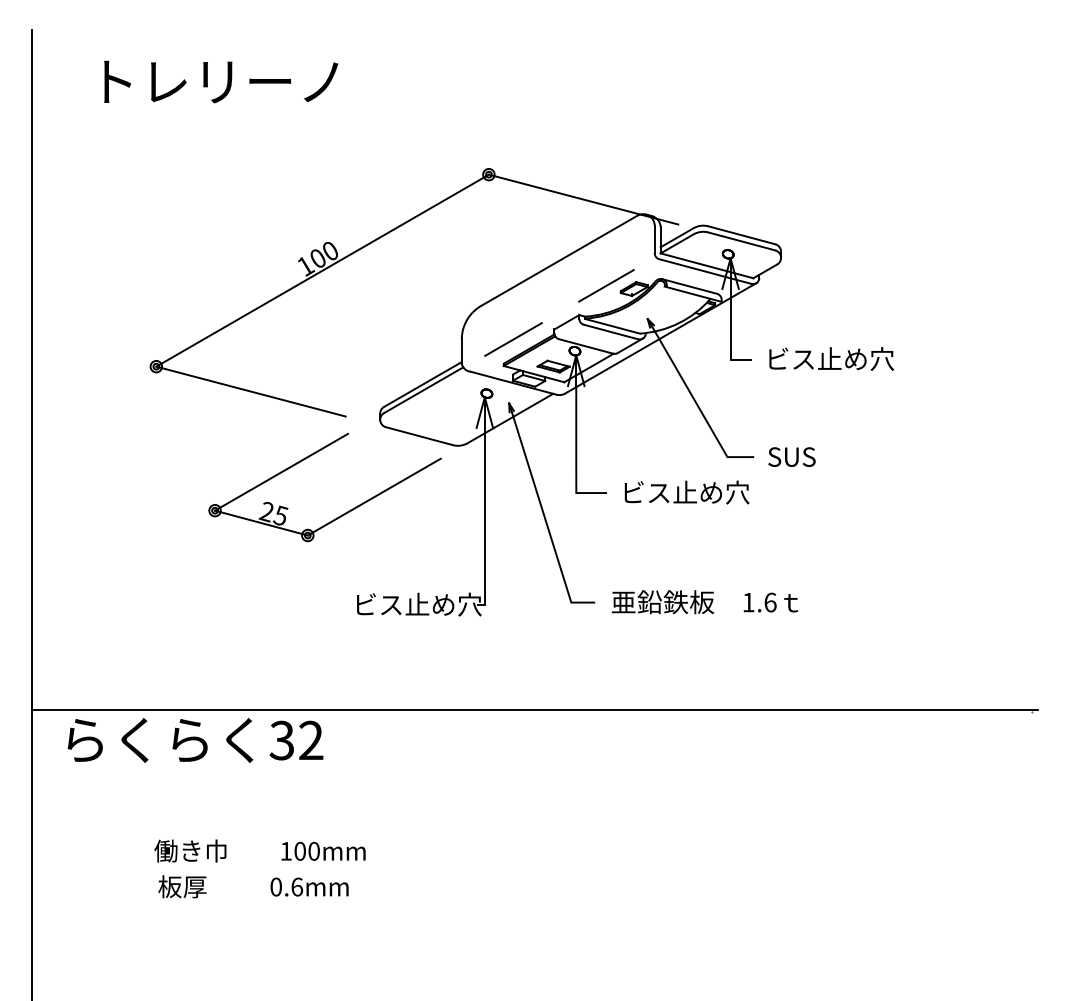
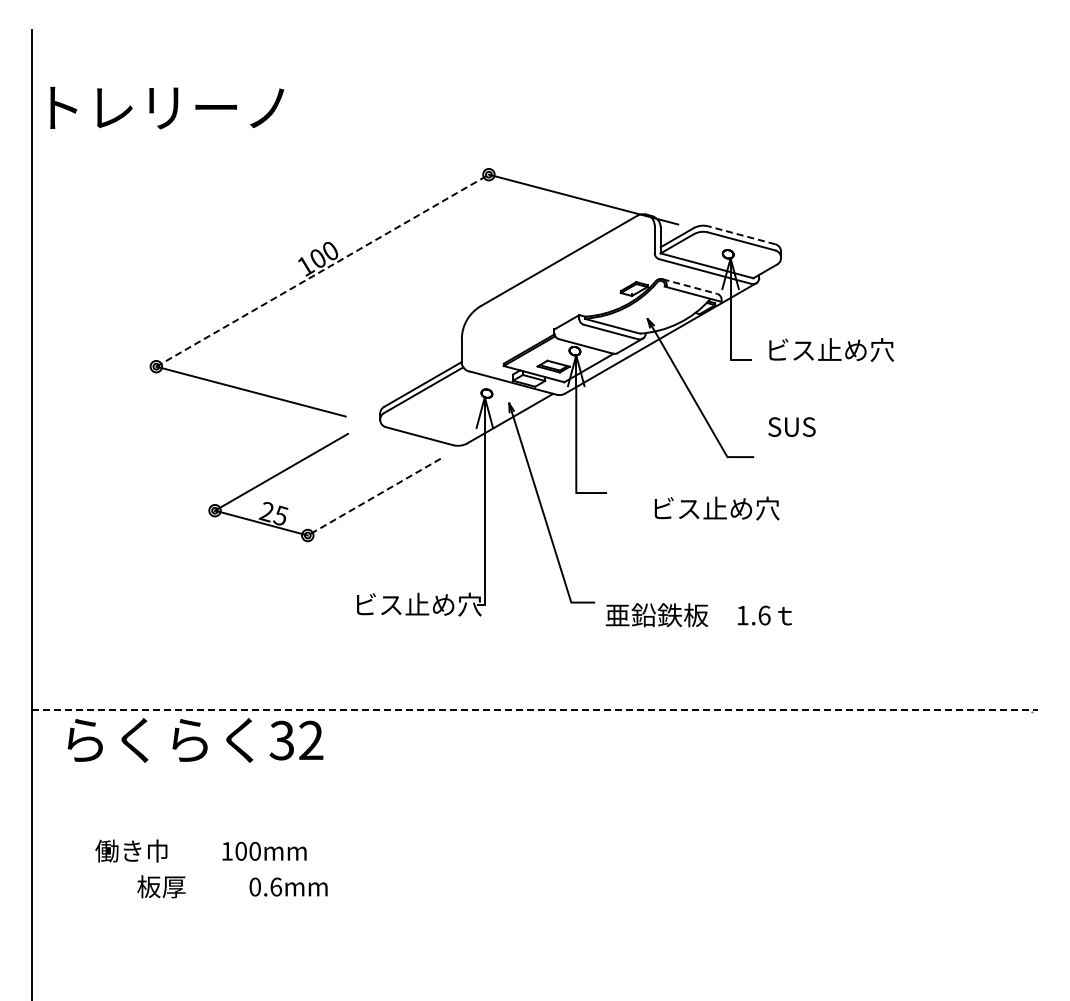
text position: (221, 81) -> (167, 107) (167, 107)
line: solid -> dashed (741, 235)
line: solid -> dashed (323, 270)
line: present -> none (606, 285)
line: solid -> dashed (690, 286)
line: present -> none (513, 339)
text position: (831, 358) -> (831, 349) (831, 349)
text position: (791, 456) -> (791, 426) (791, 426)
text position: (686, 492) -> (716, 508) (716, 508)
line: solid -> dashed (374, 497)
text position: (704, 602) -> (698, 615) (698, 615)
line: solid -> dashed (535, 709)
text position: (259, 850) -> (200, 850) (200, 850)
text position: (253, 886) -> (232, 886) (232, 886)
